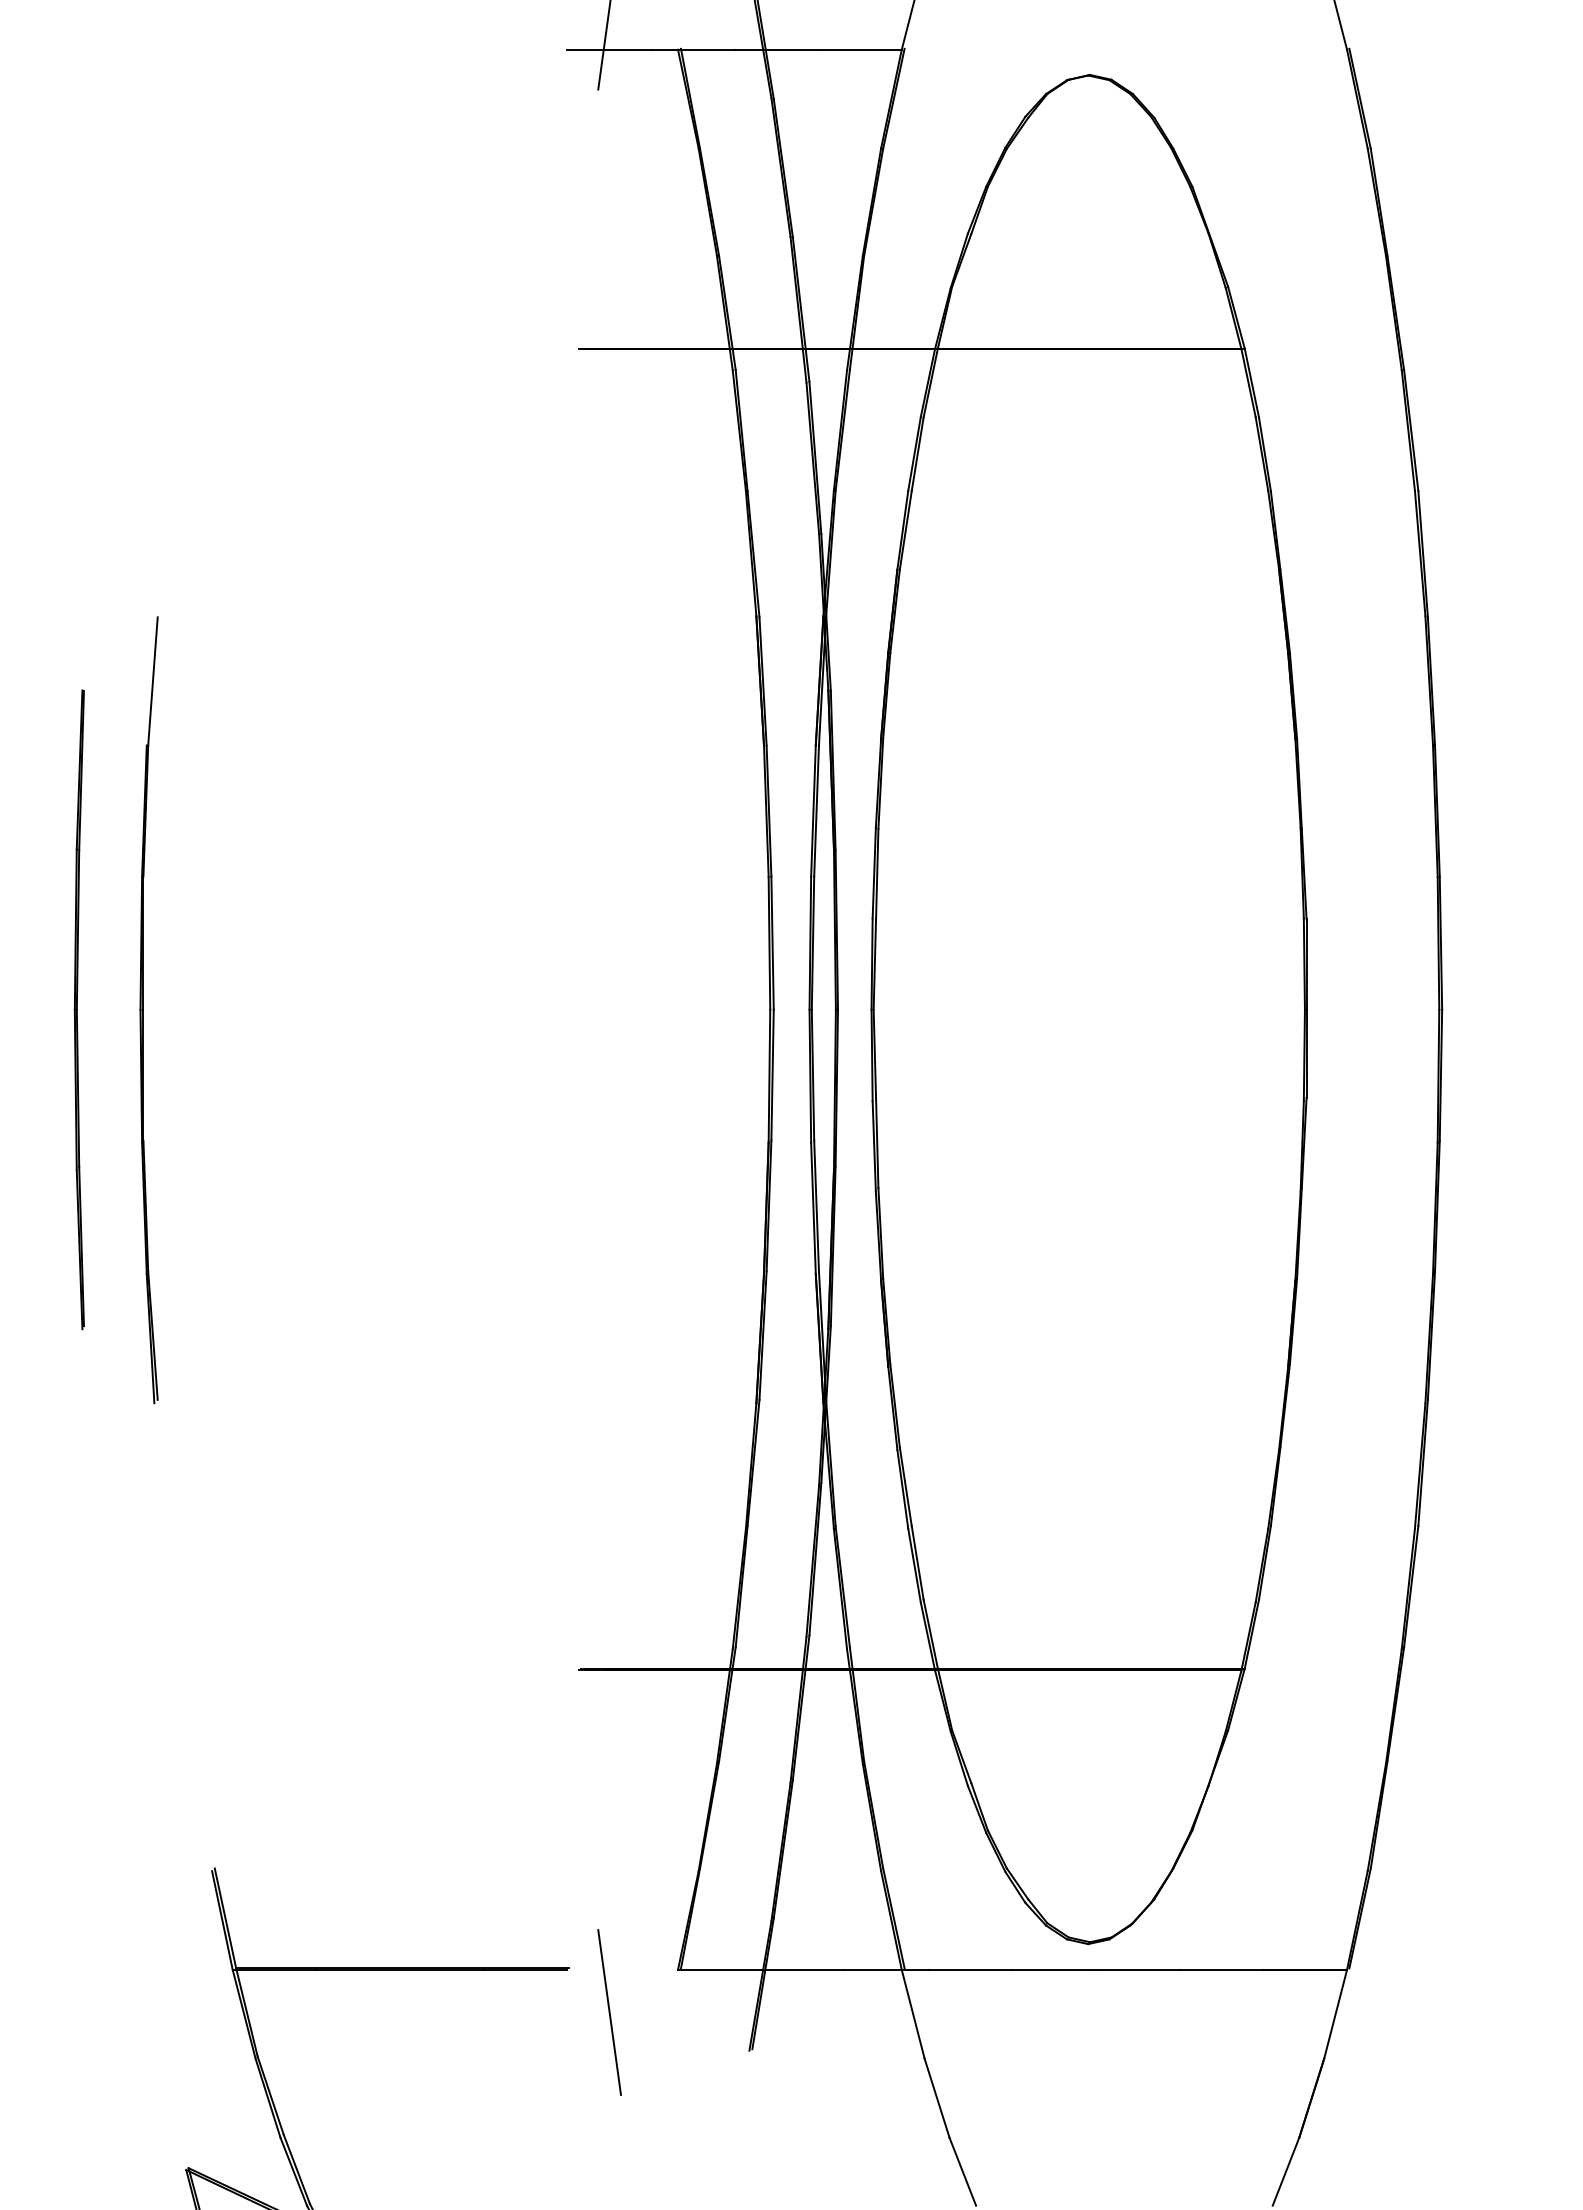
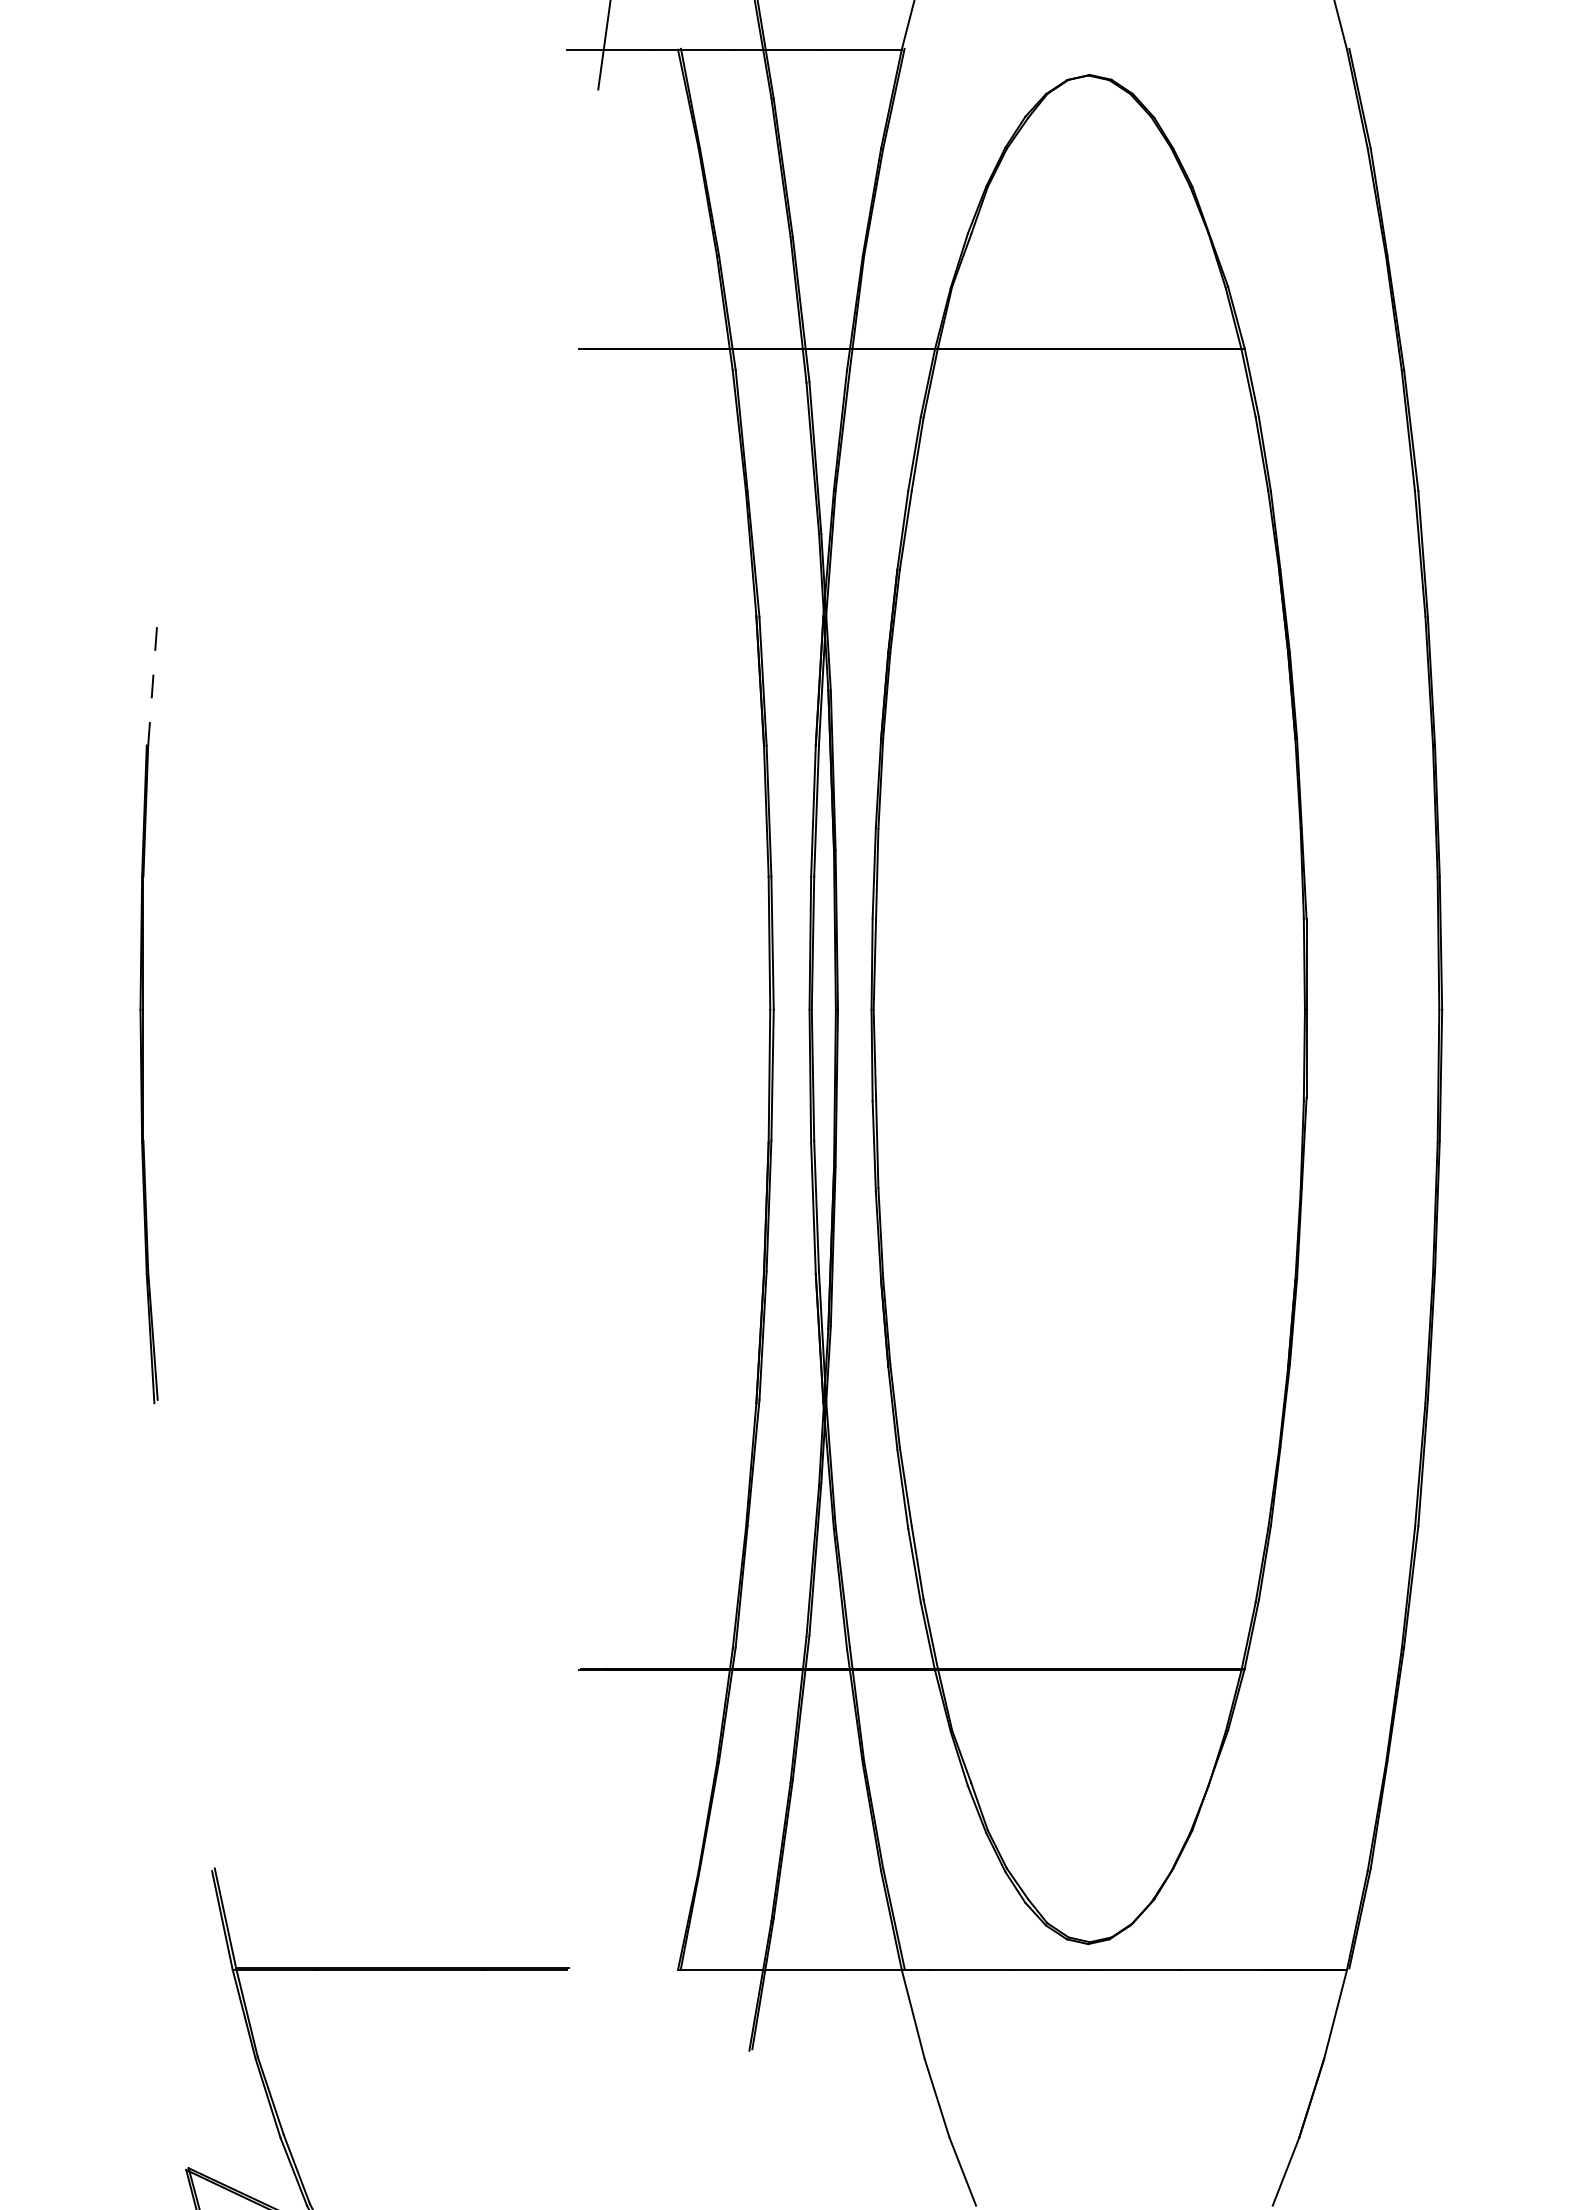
line: solid -> dashed (152, 681)
part: present -> none (78, 1009)
line: present -> none (609, 2012)
